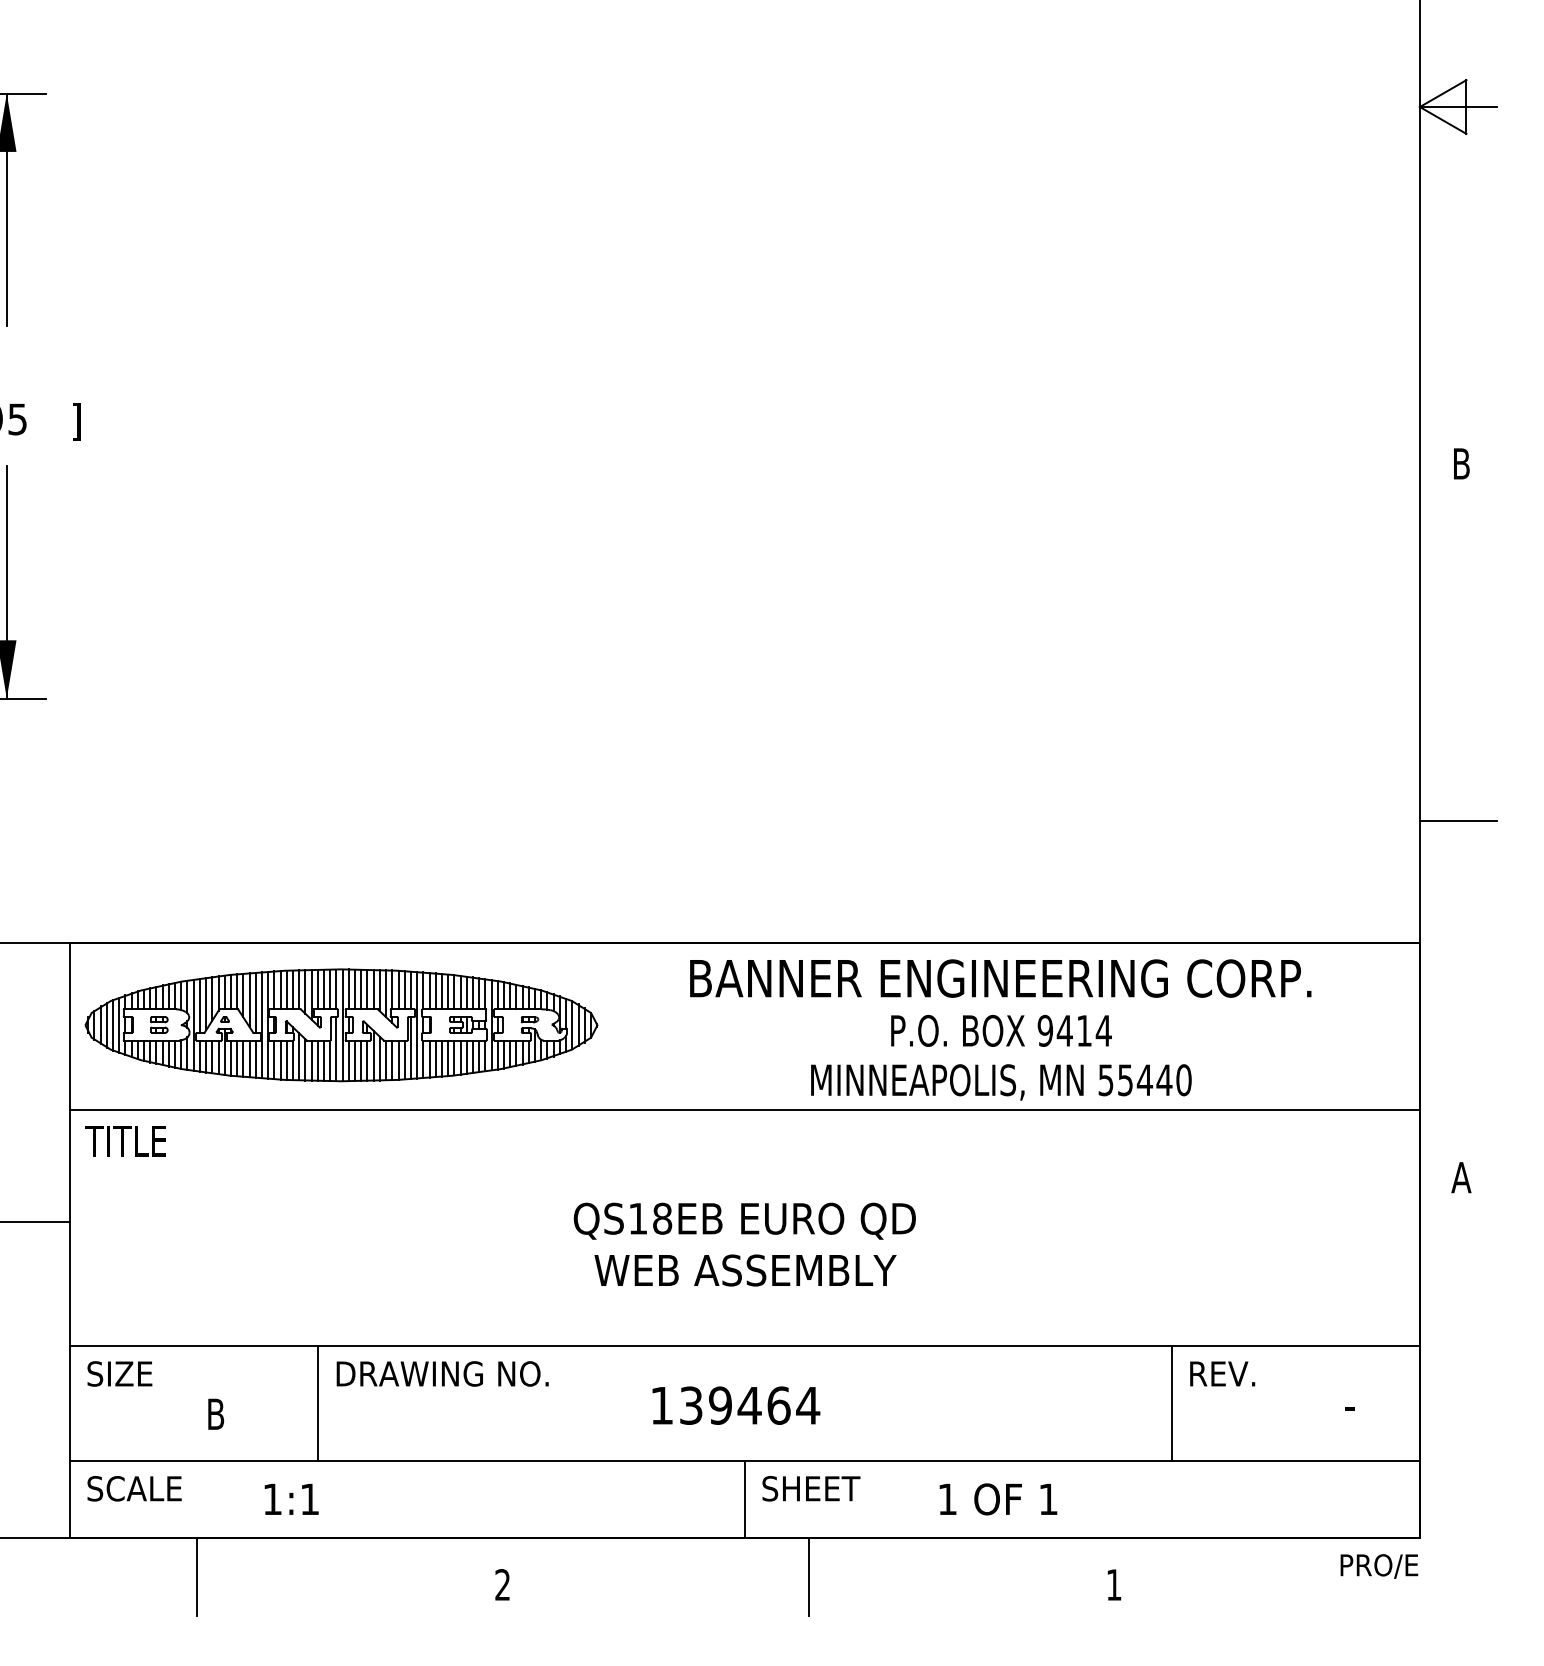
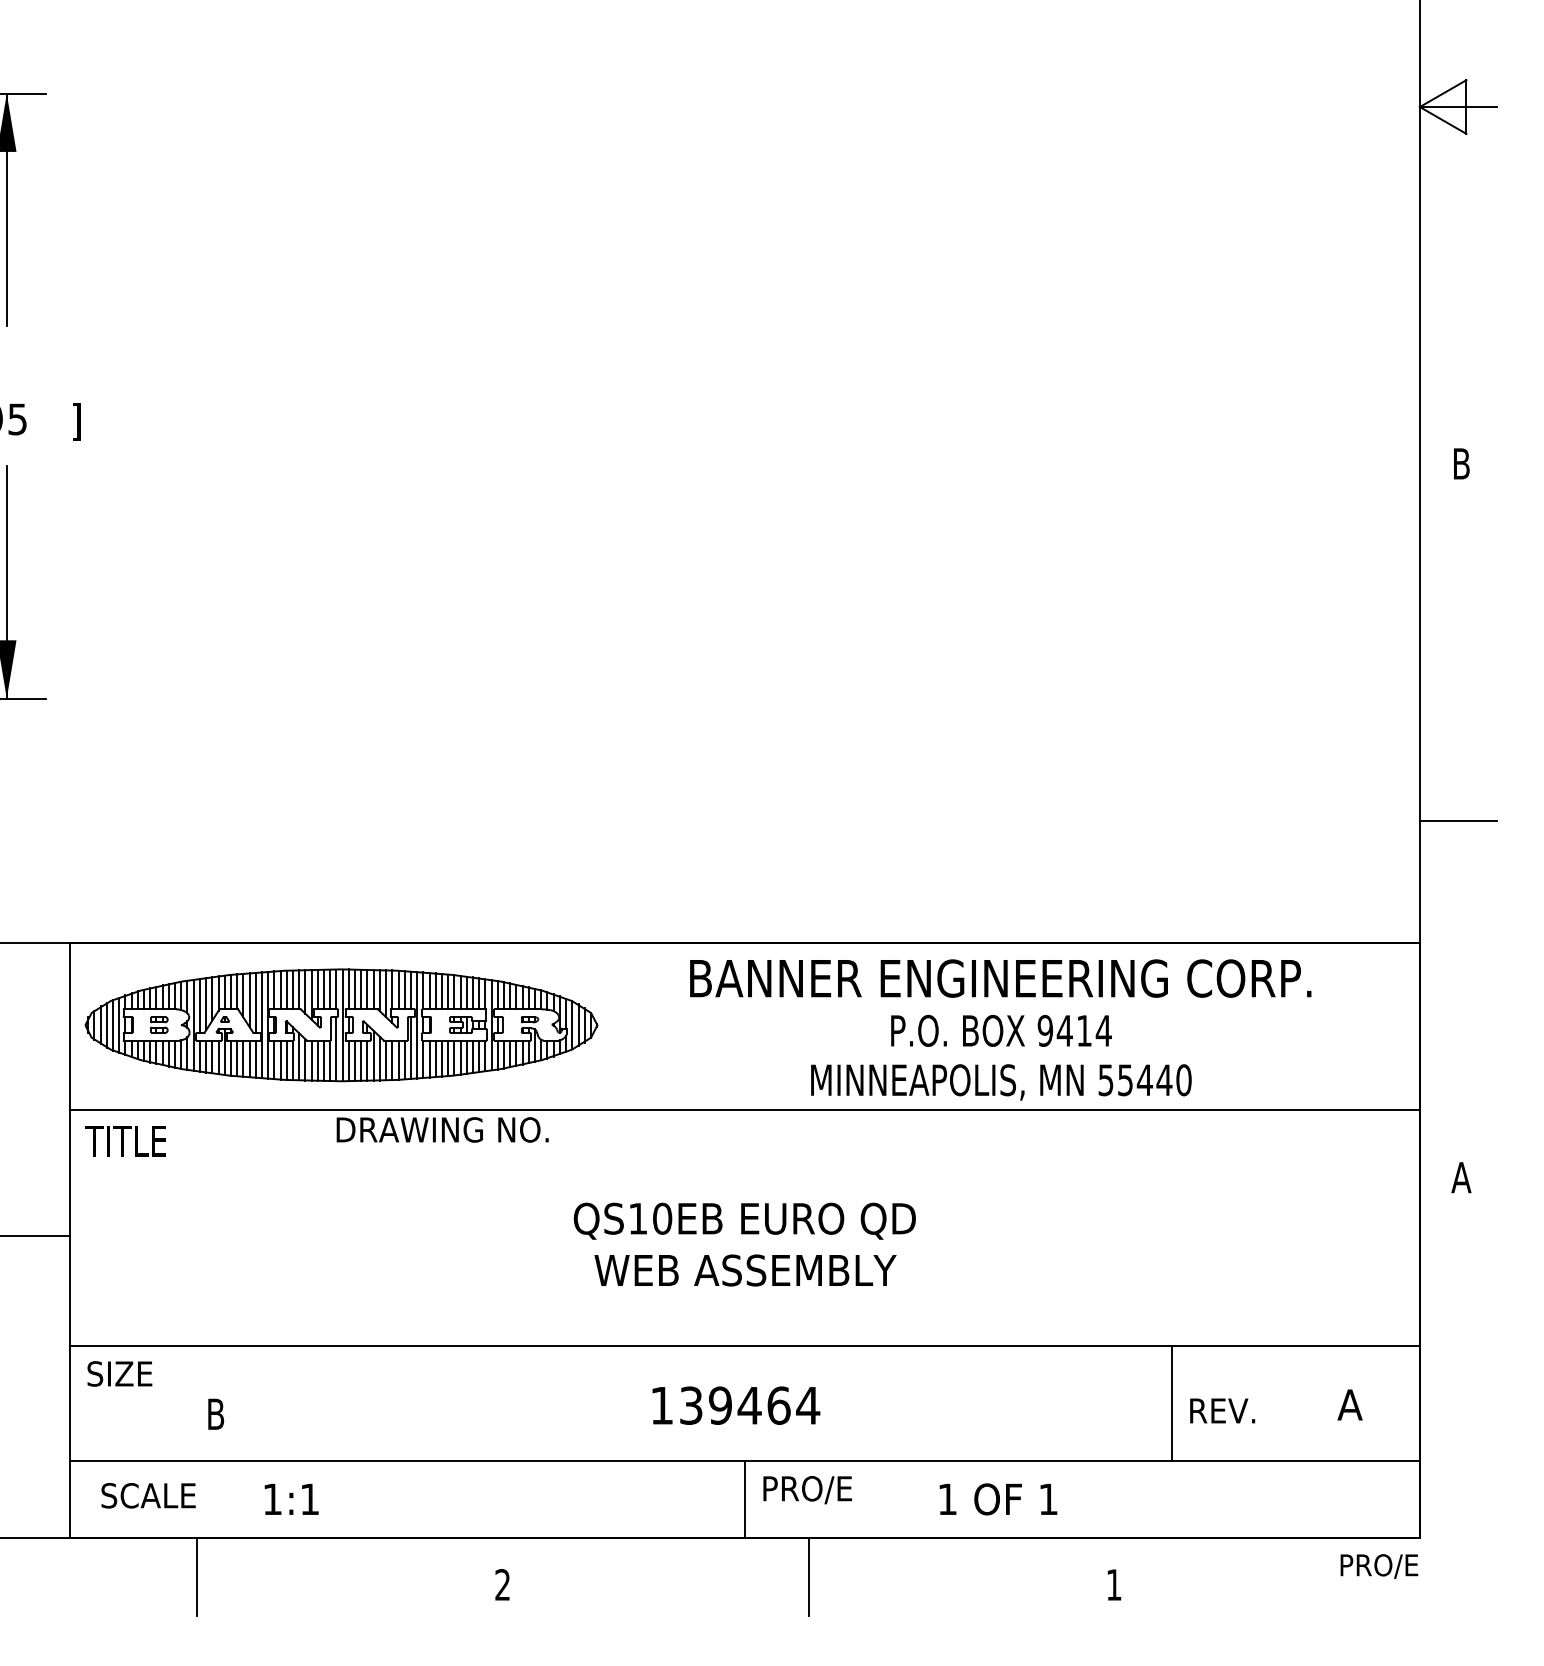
text: QS18EB -> QS10EB (662, 1218)
line position: (35, 1221) -> (35, 1235) (35, 1235)
text position: (442, 1373) -> (442, 1129) (442, 1129)
text position: (1222, 1373) -> (1222, 1410) (1222, 1410)
line: present -> none (318, 1403)
text: - -> A (1349, 1404)
text position: (134, 1488) -> (148, 1495) (148, 1495)
text: SHEET -> PRO/E (811, 1490)
